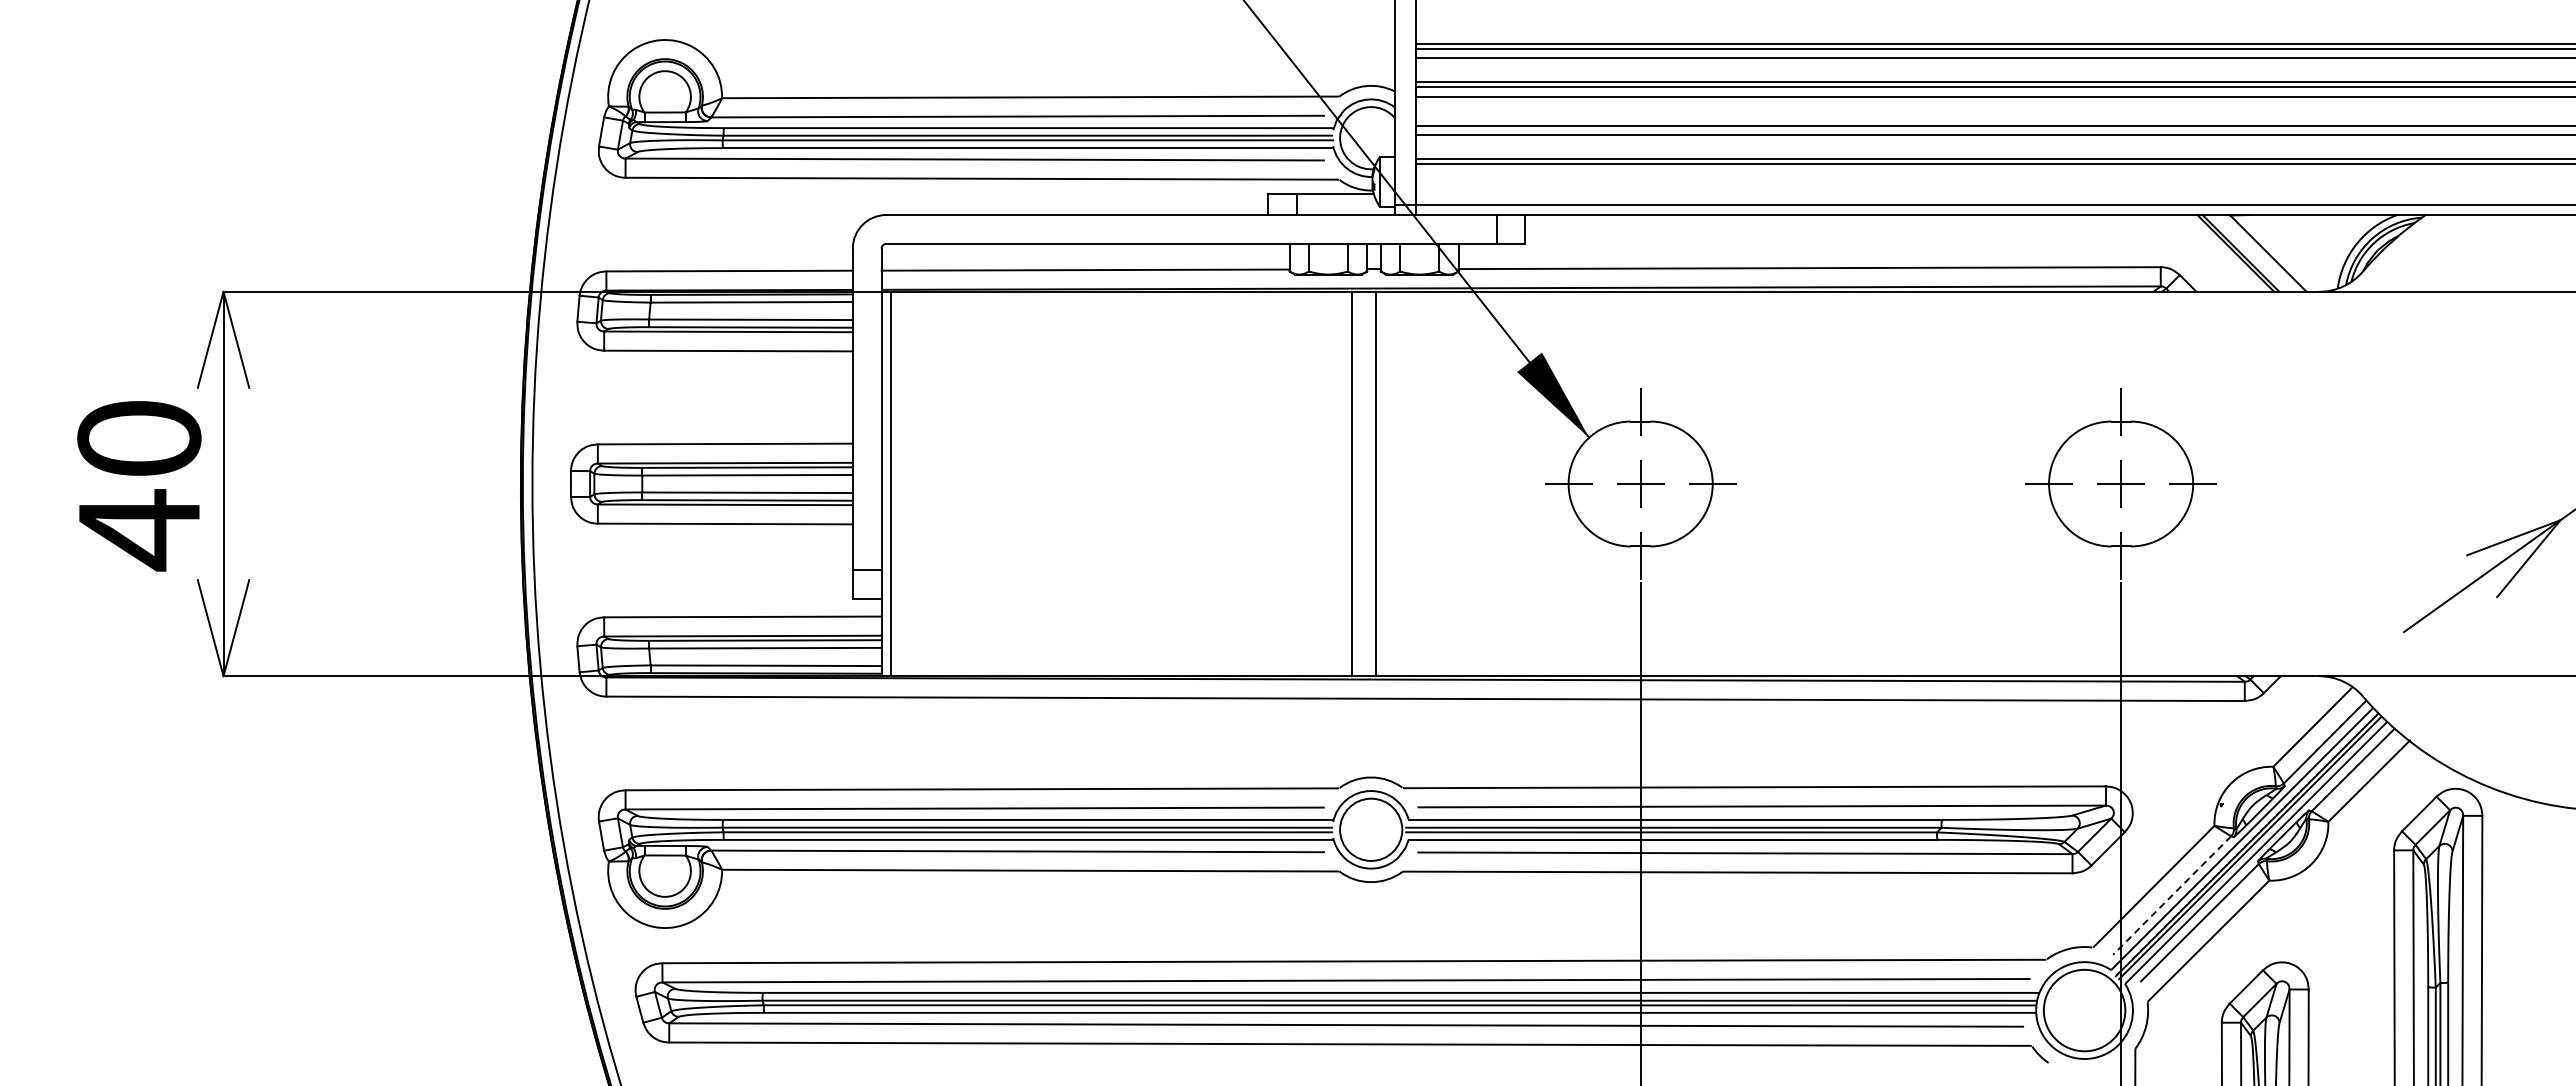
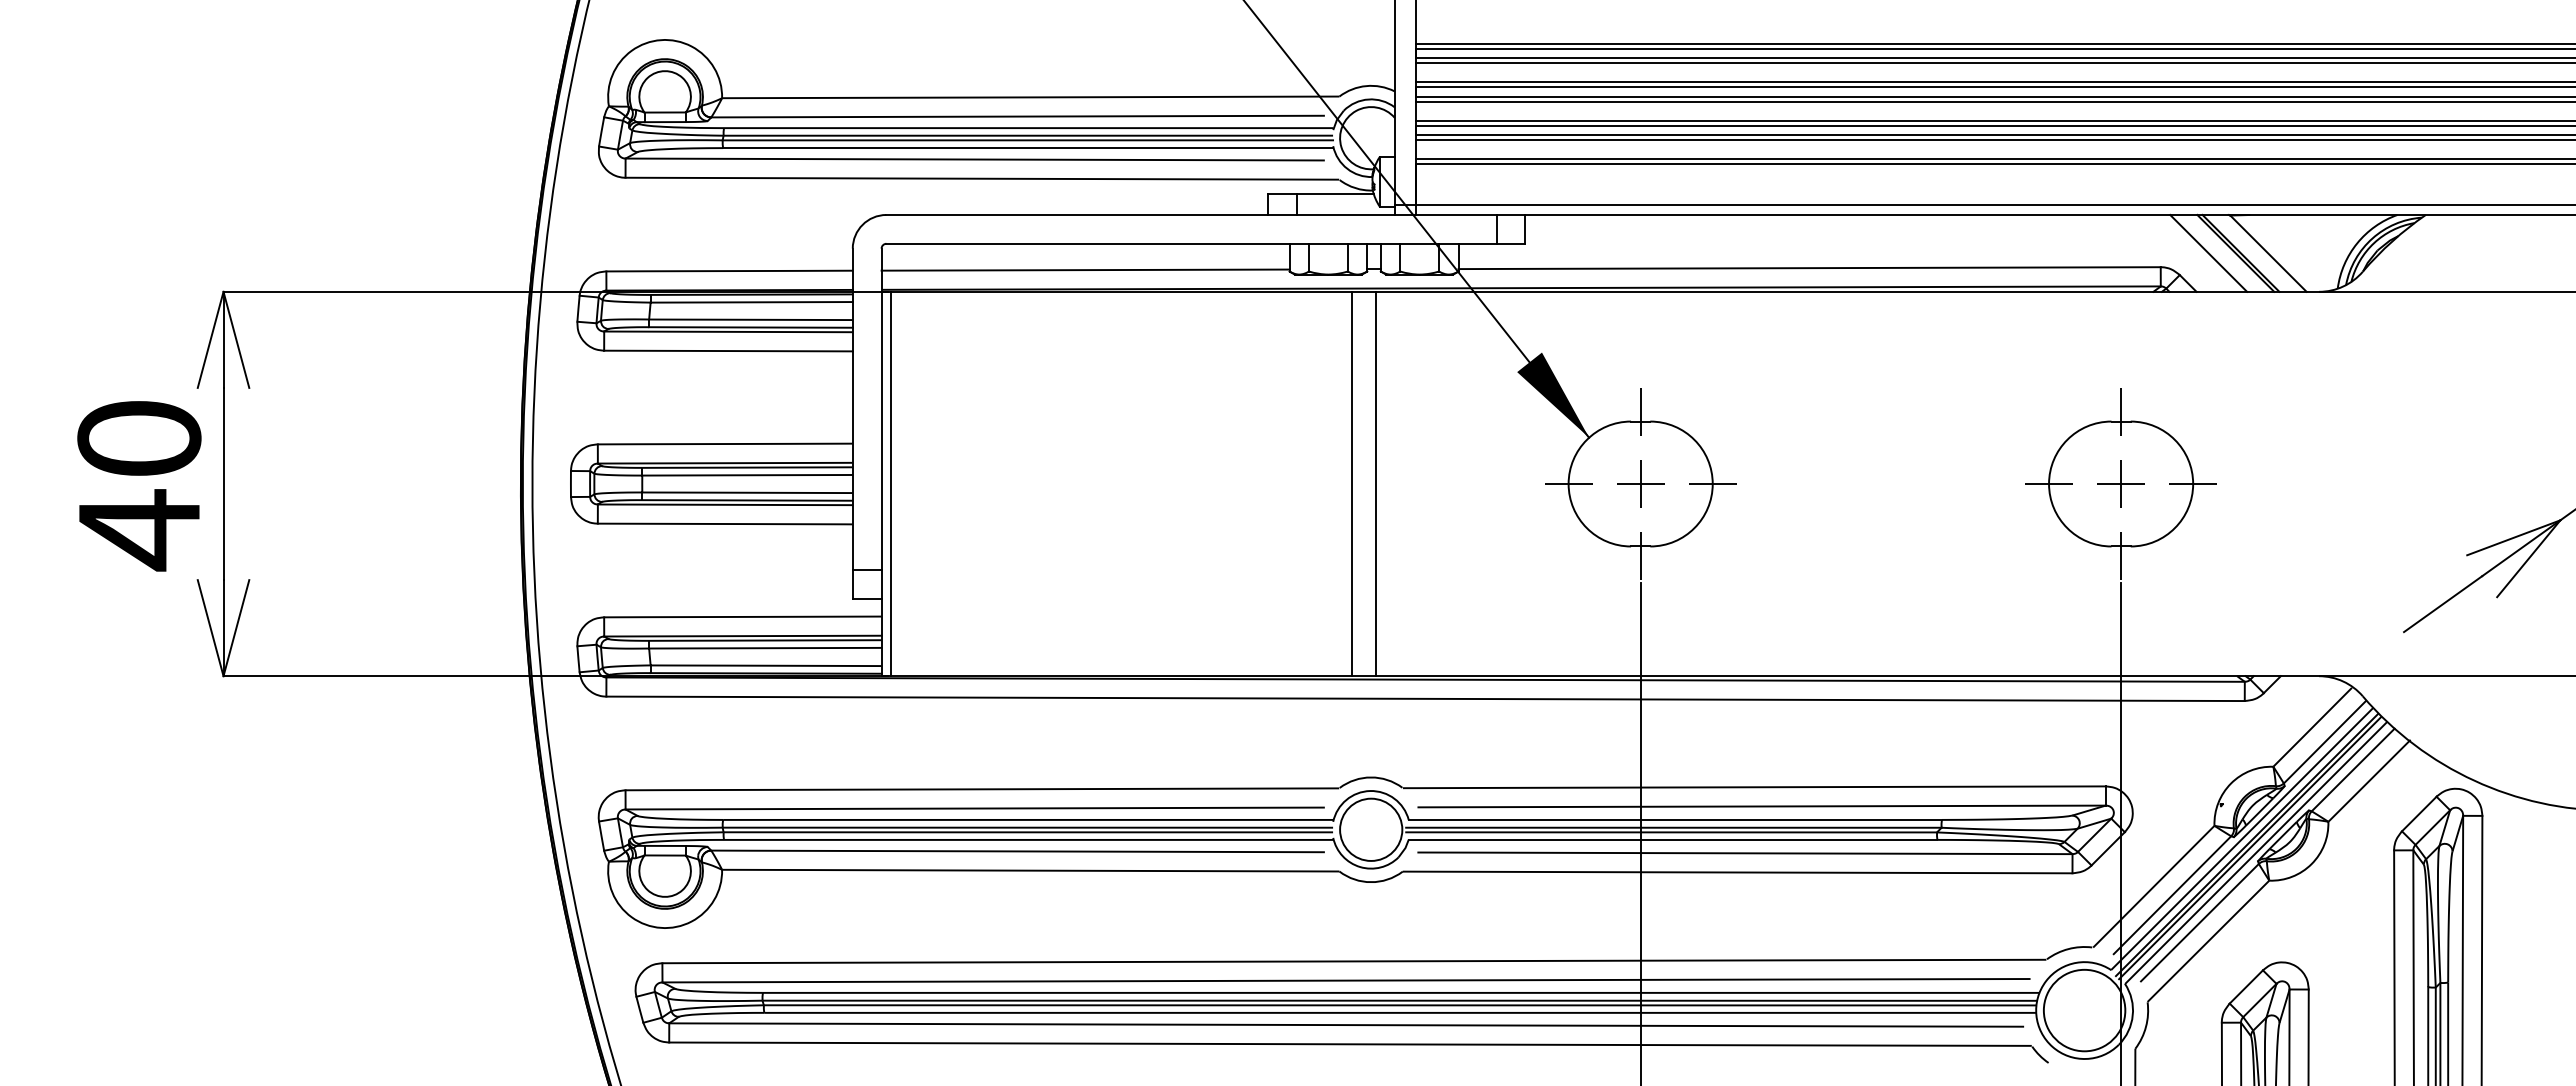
line: none -> present (1993, 63)
line: none -> present (1993, 101)
line: none -> present (1993, 120)
line: none -> present (1993, 140)
line: none -> present (2208, 252)
line: dashed -> solid (2172, 895)
